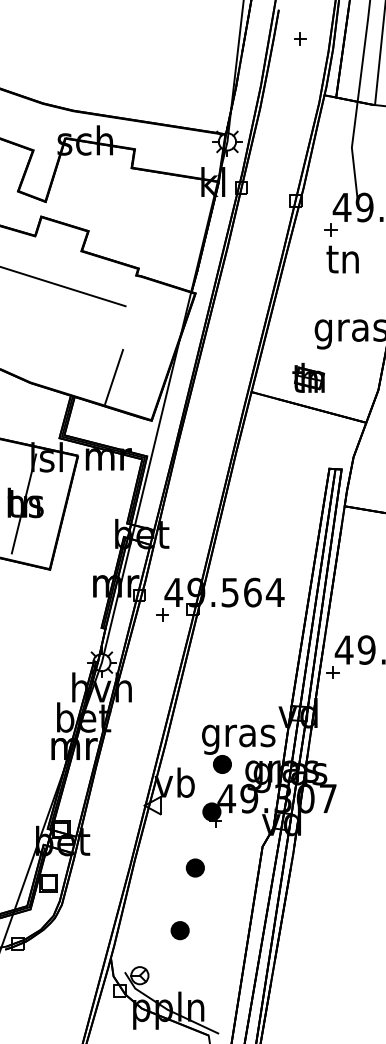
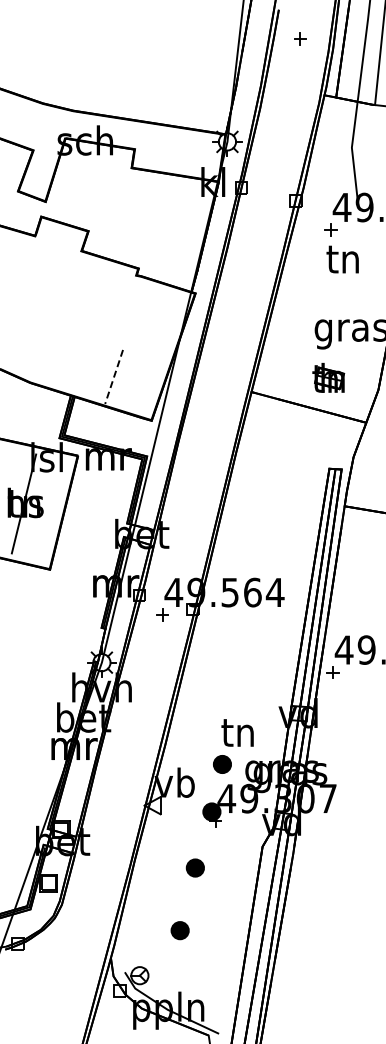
line: present -> none (63, 286)
line: solid -> dashed (113, 377)
part position: (308, 377) -> (328, 377) (328, 377)
text: gras -> tn (238, 736)
